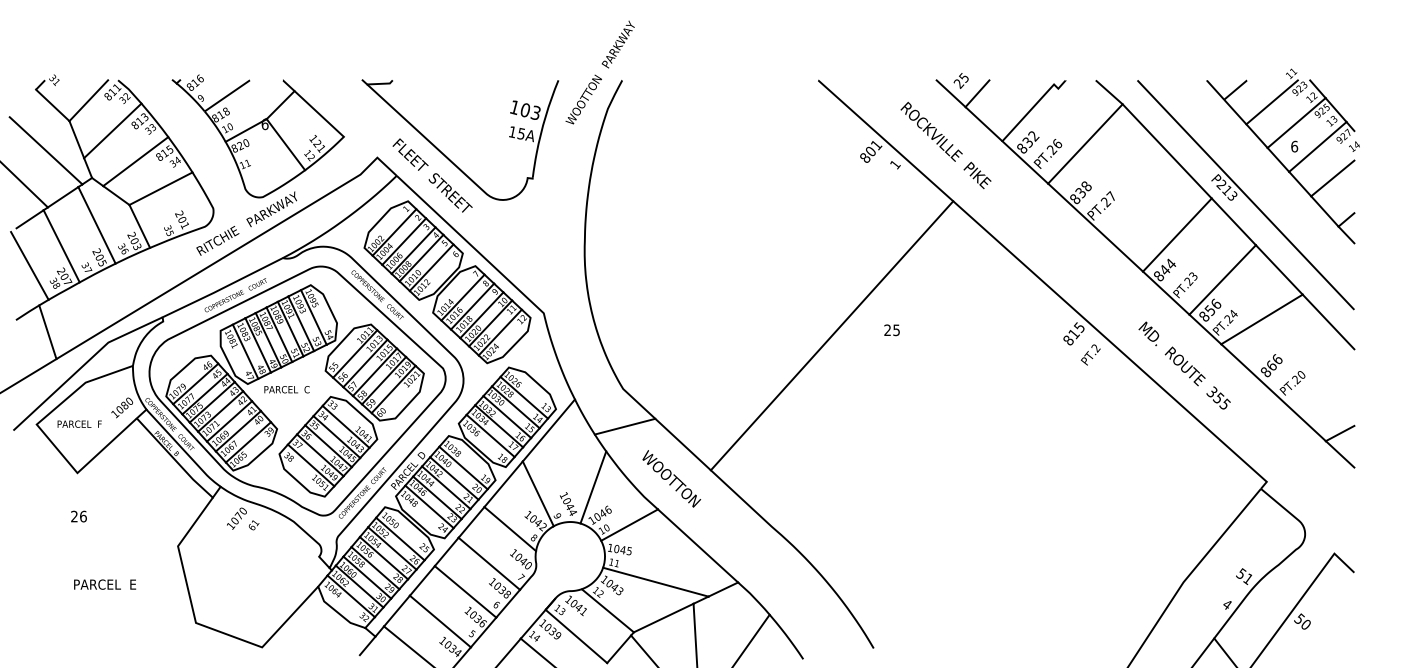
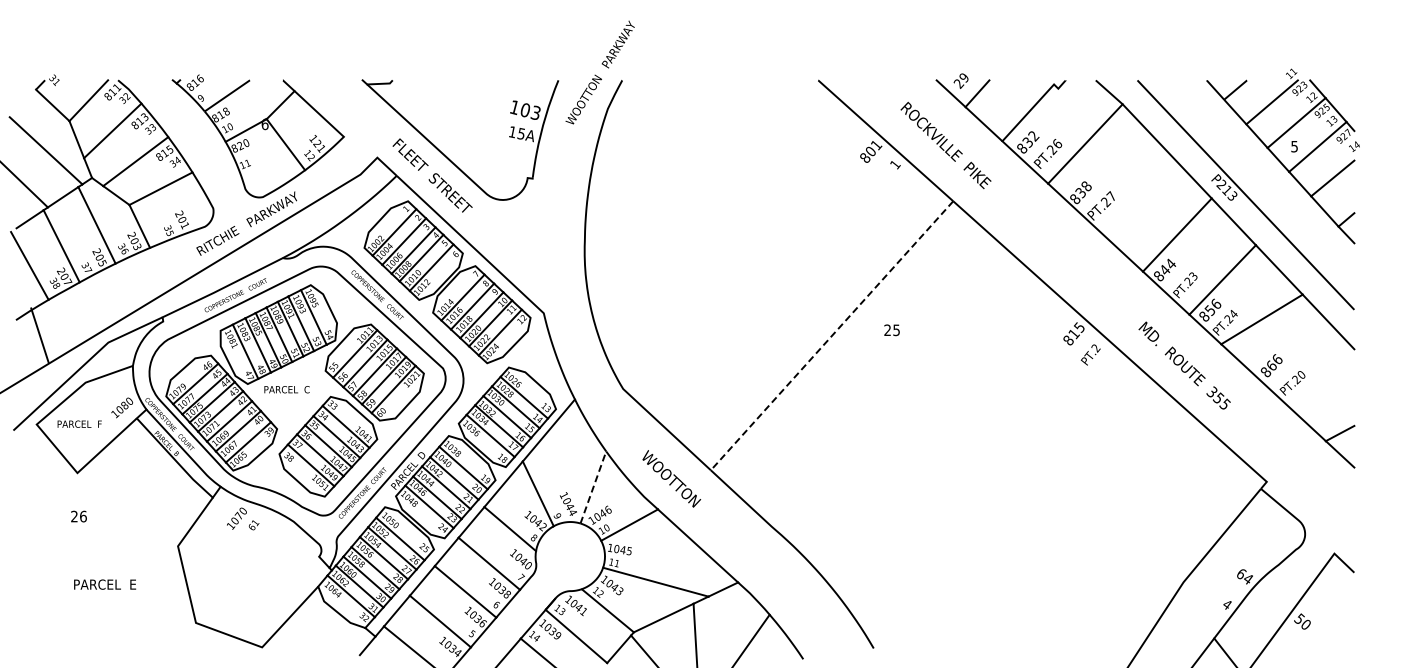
text: 25 -> 29 (963, 77)
text: 6 -> 5 (1294, 146)
line position: (47, 332) -> (39, 335) (39, 335)
line: solid -> dashed (831, 336)
line: present -> none (624, 426)
line: solid -> dashed (593, 487)
text: 51 -> 64 (1244, 576)
